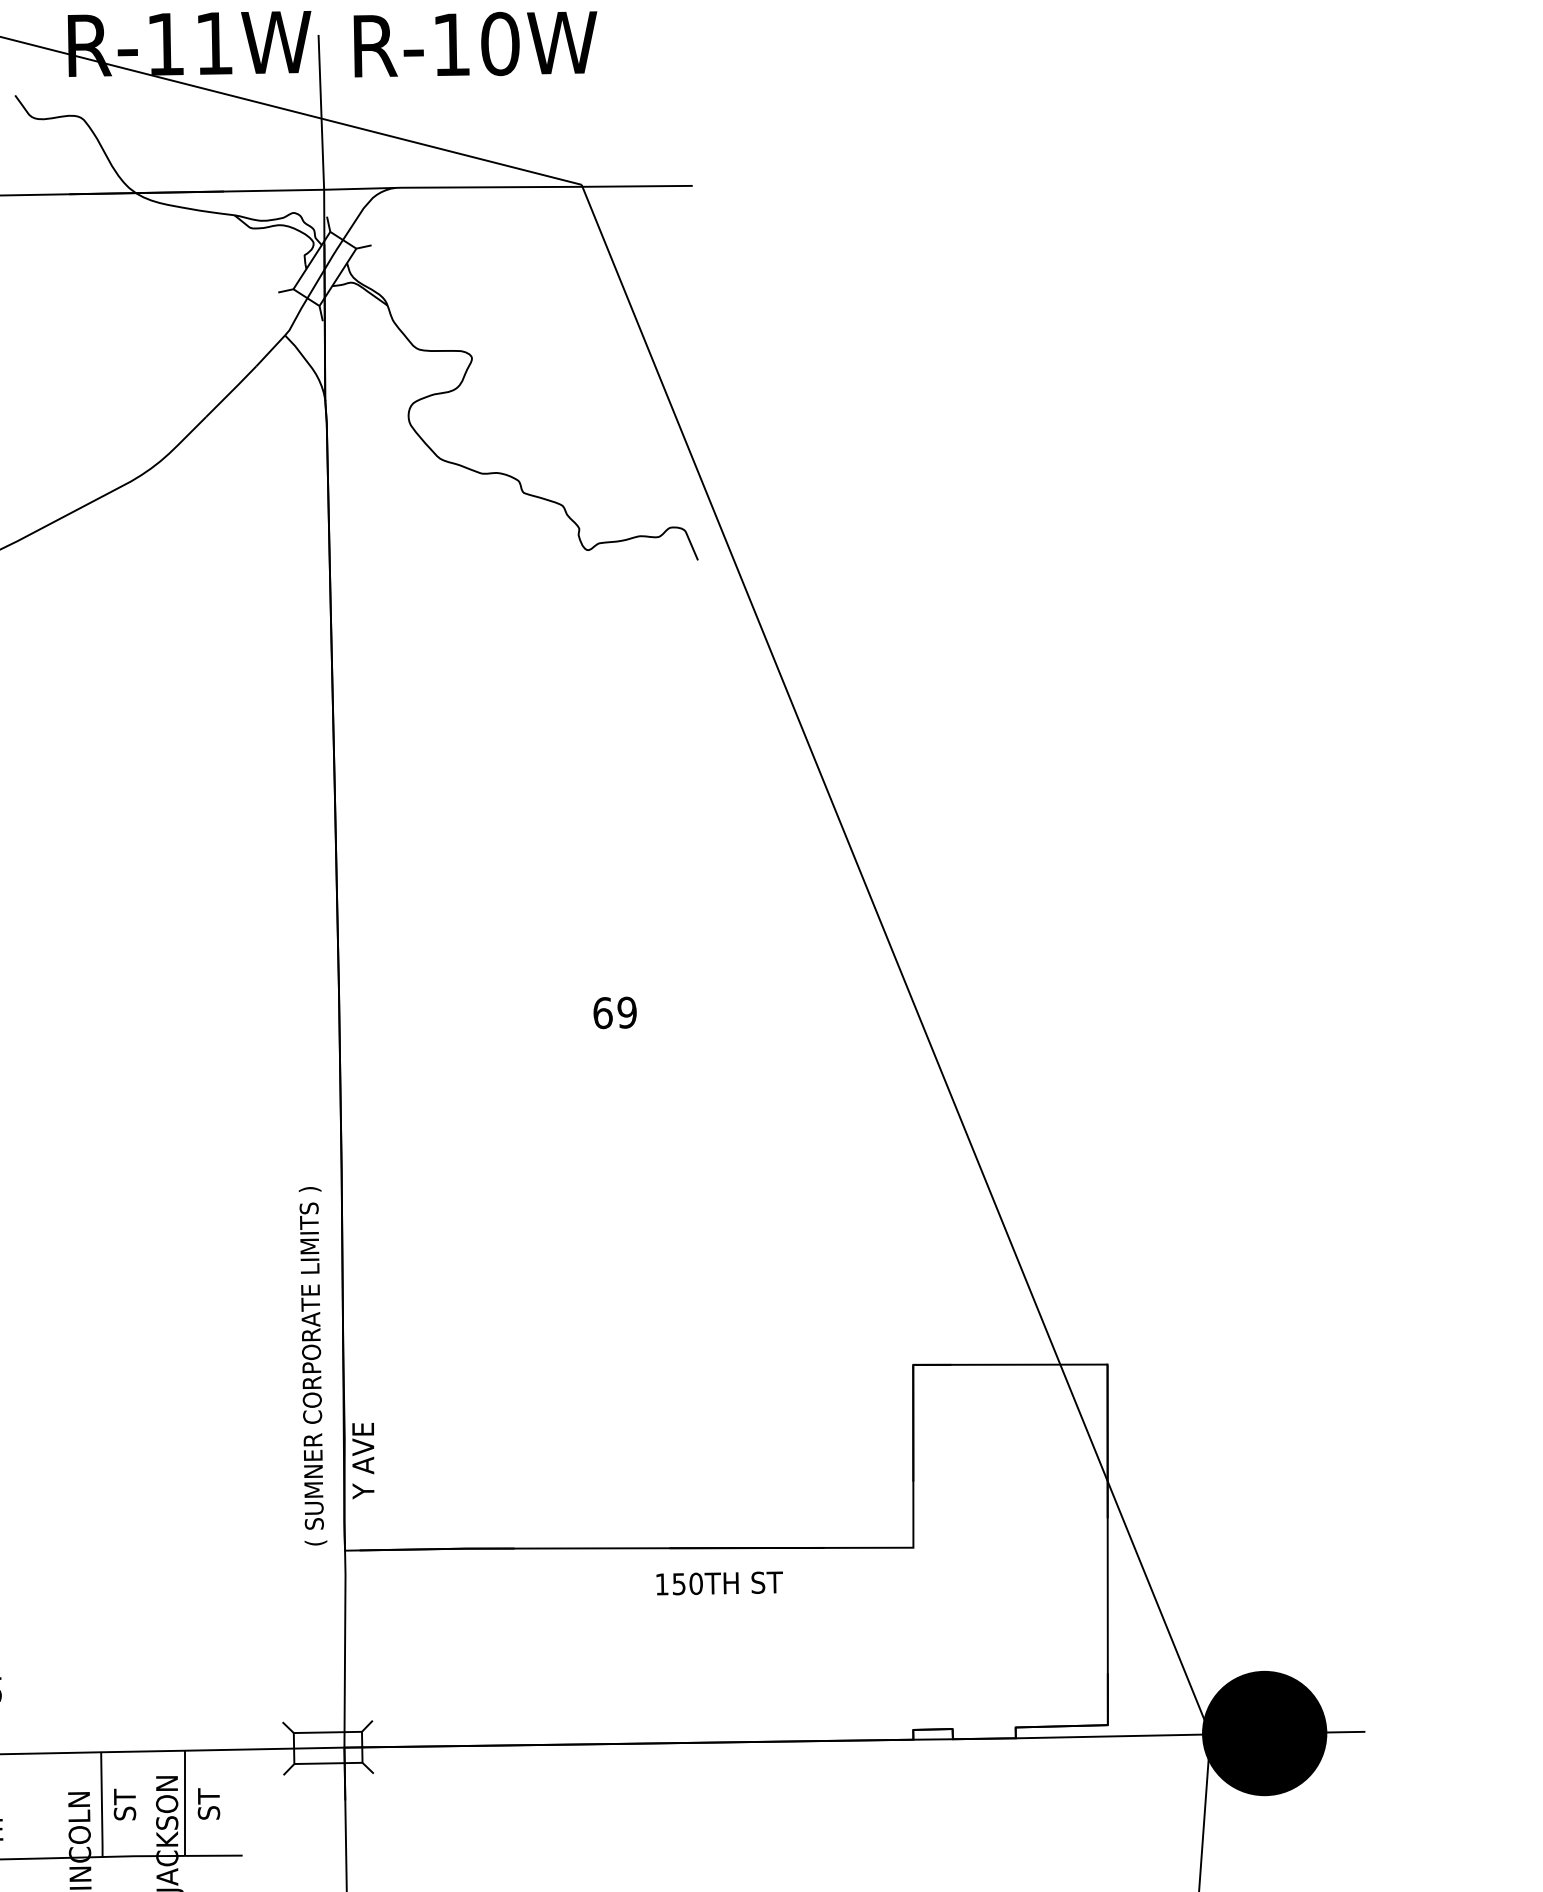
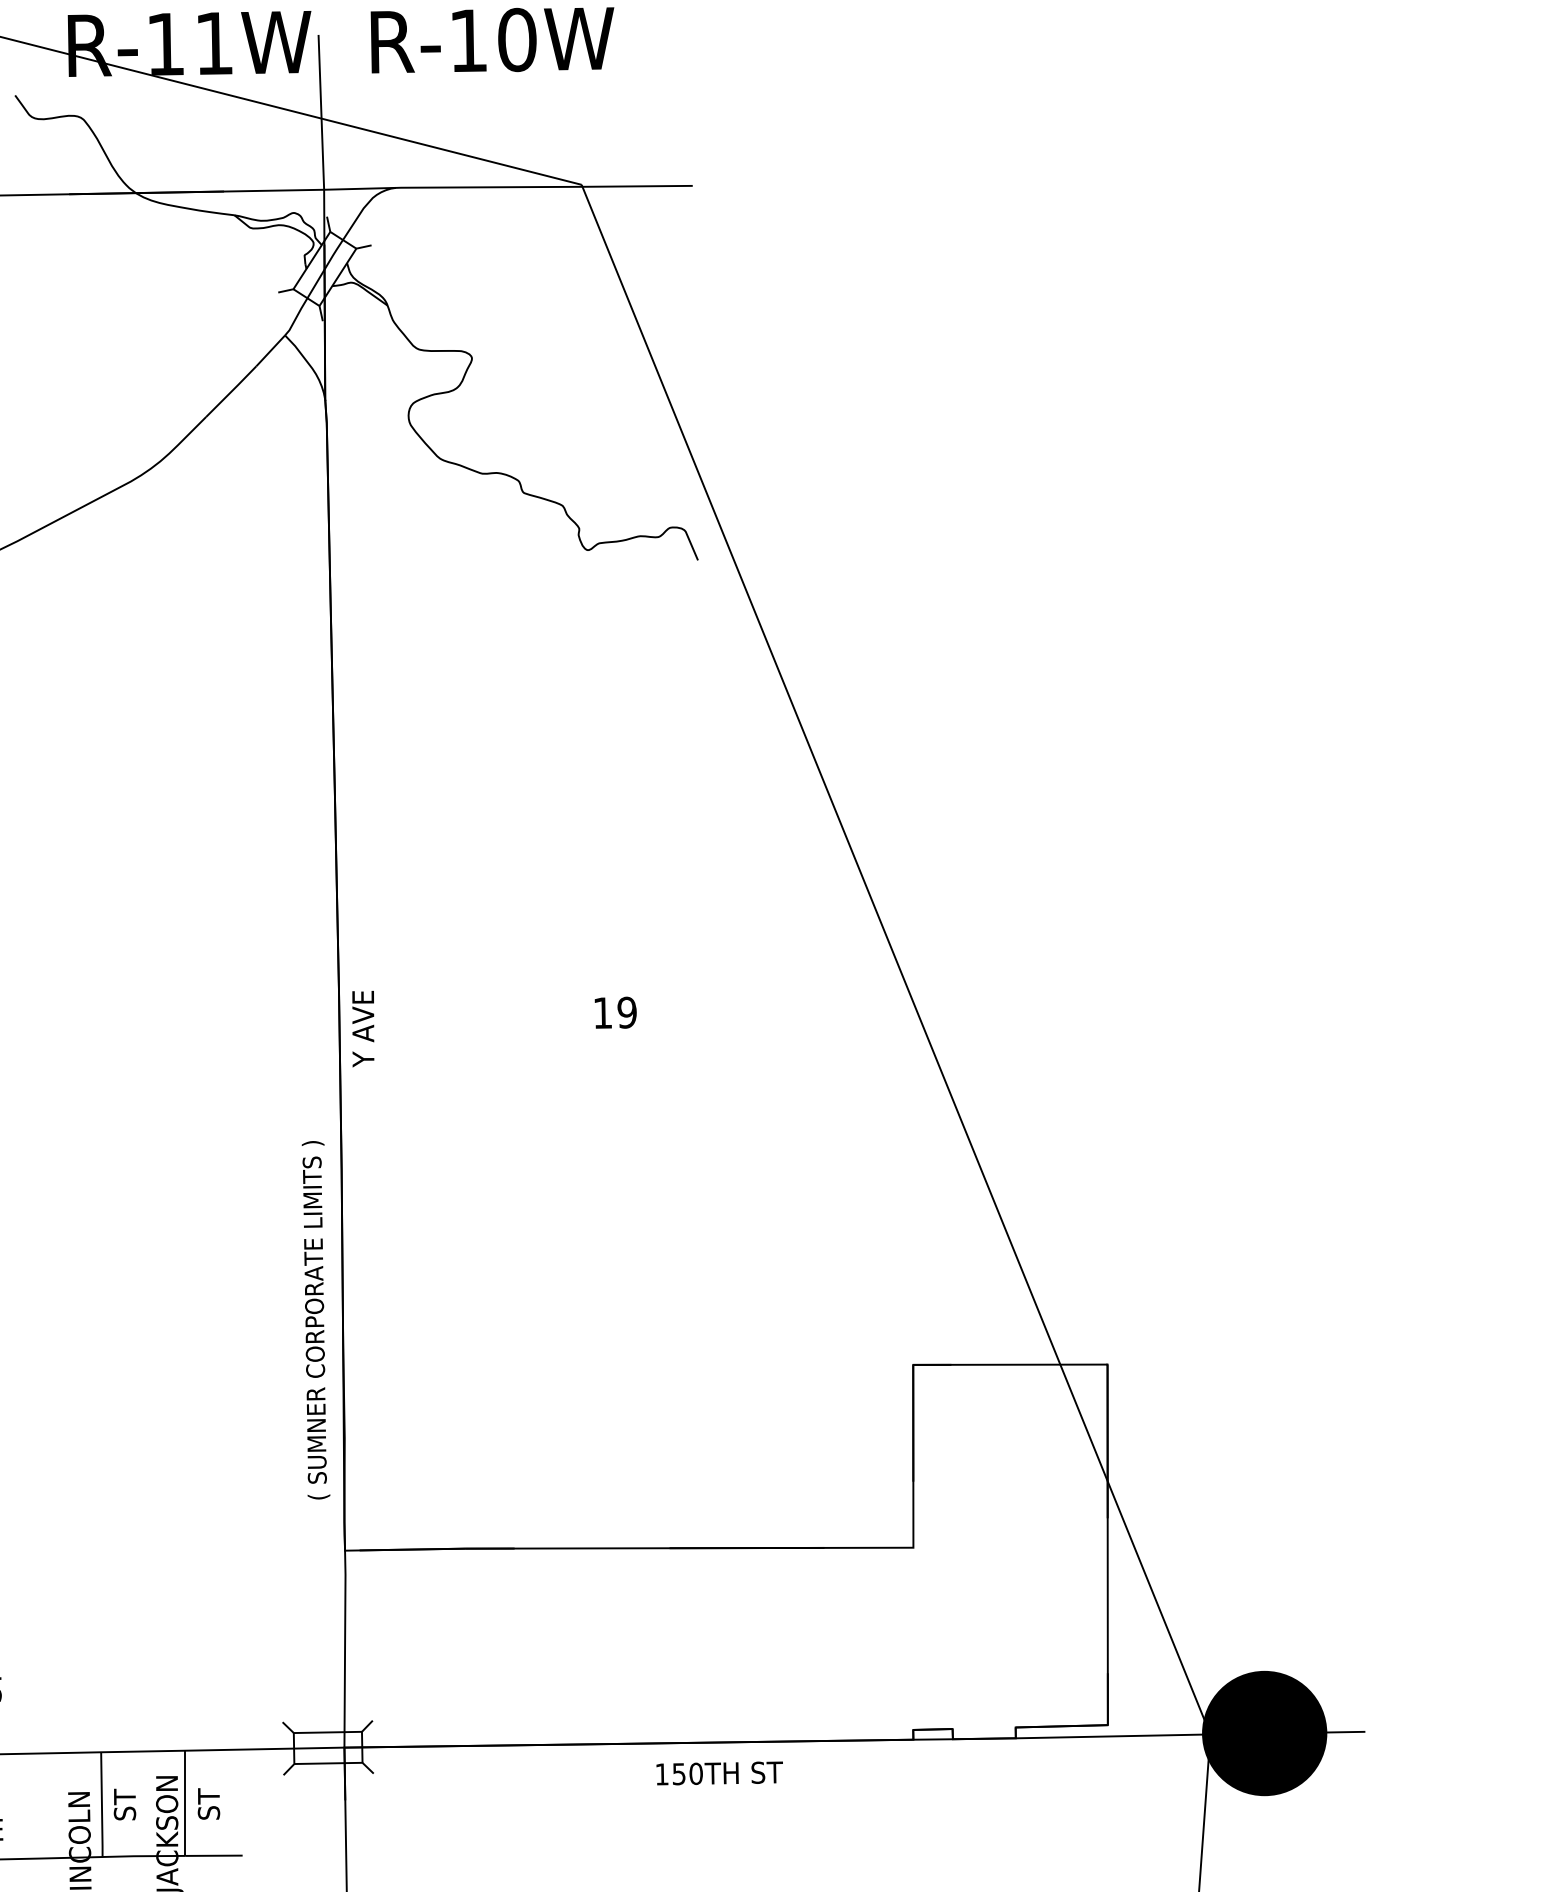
text position: (475, 44) -> (492, 40) (492, 40)
text: 69 -> 19 (602, 1013)
text position: (312, 1366) -> (315, 1320) (315, 1320)
text position: (363, 1461) -> (363, 1029) (363, 1029)
text position: (719, 1583) -> (719, 1773) (719, 1773)
